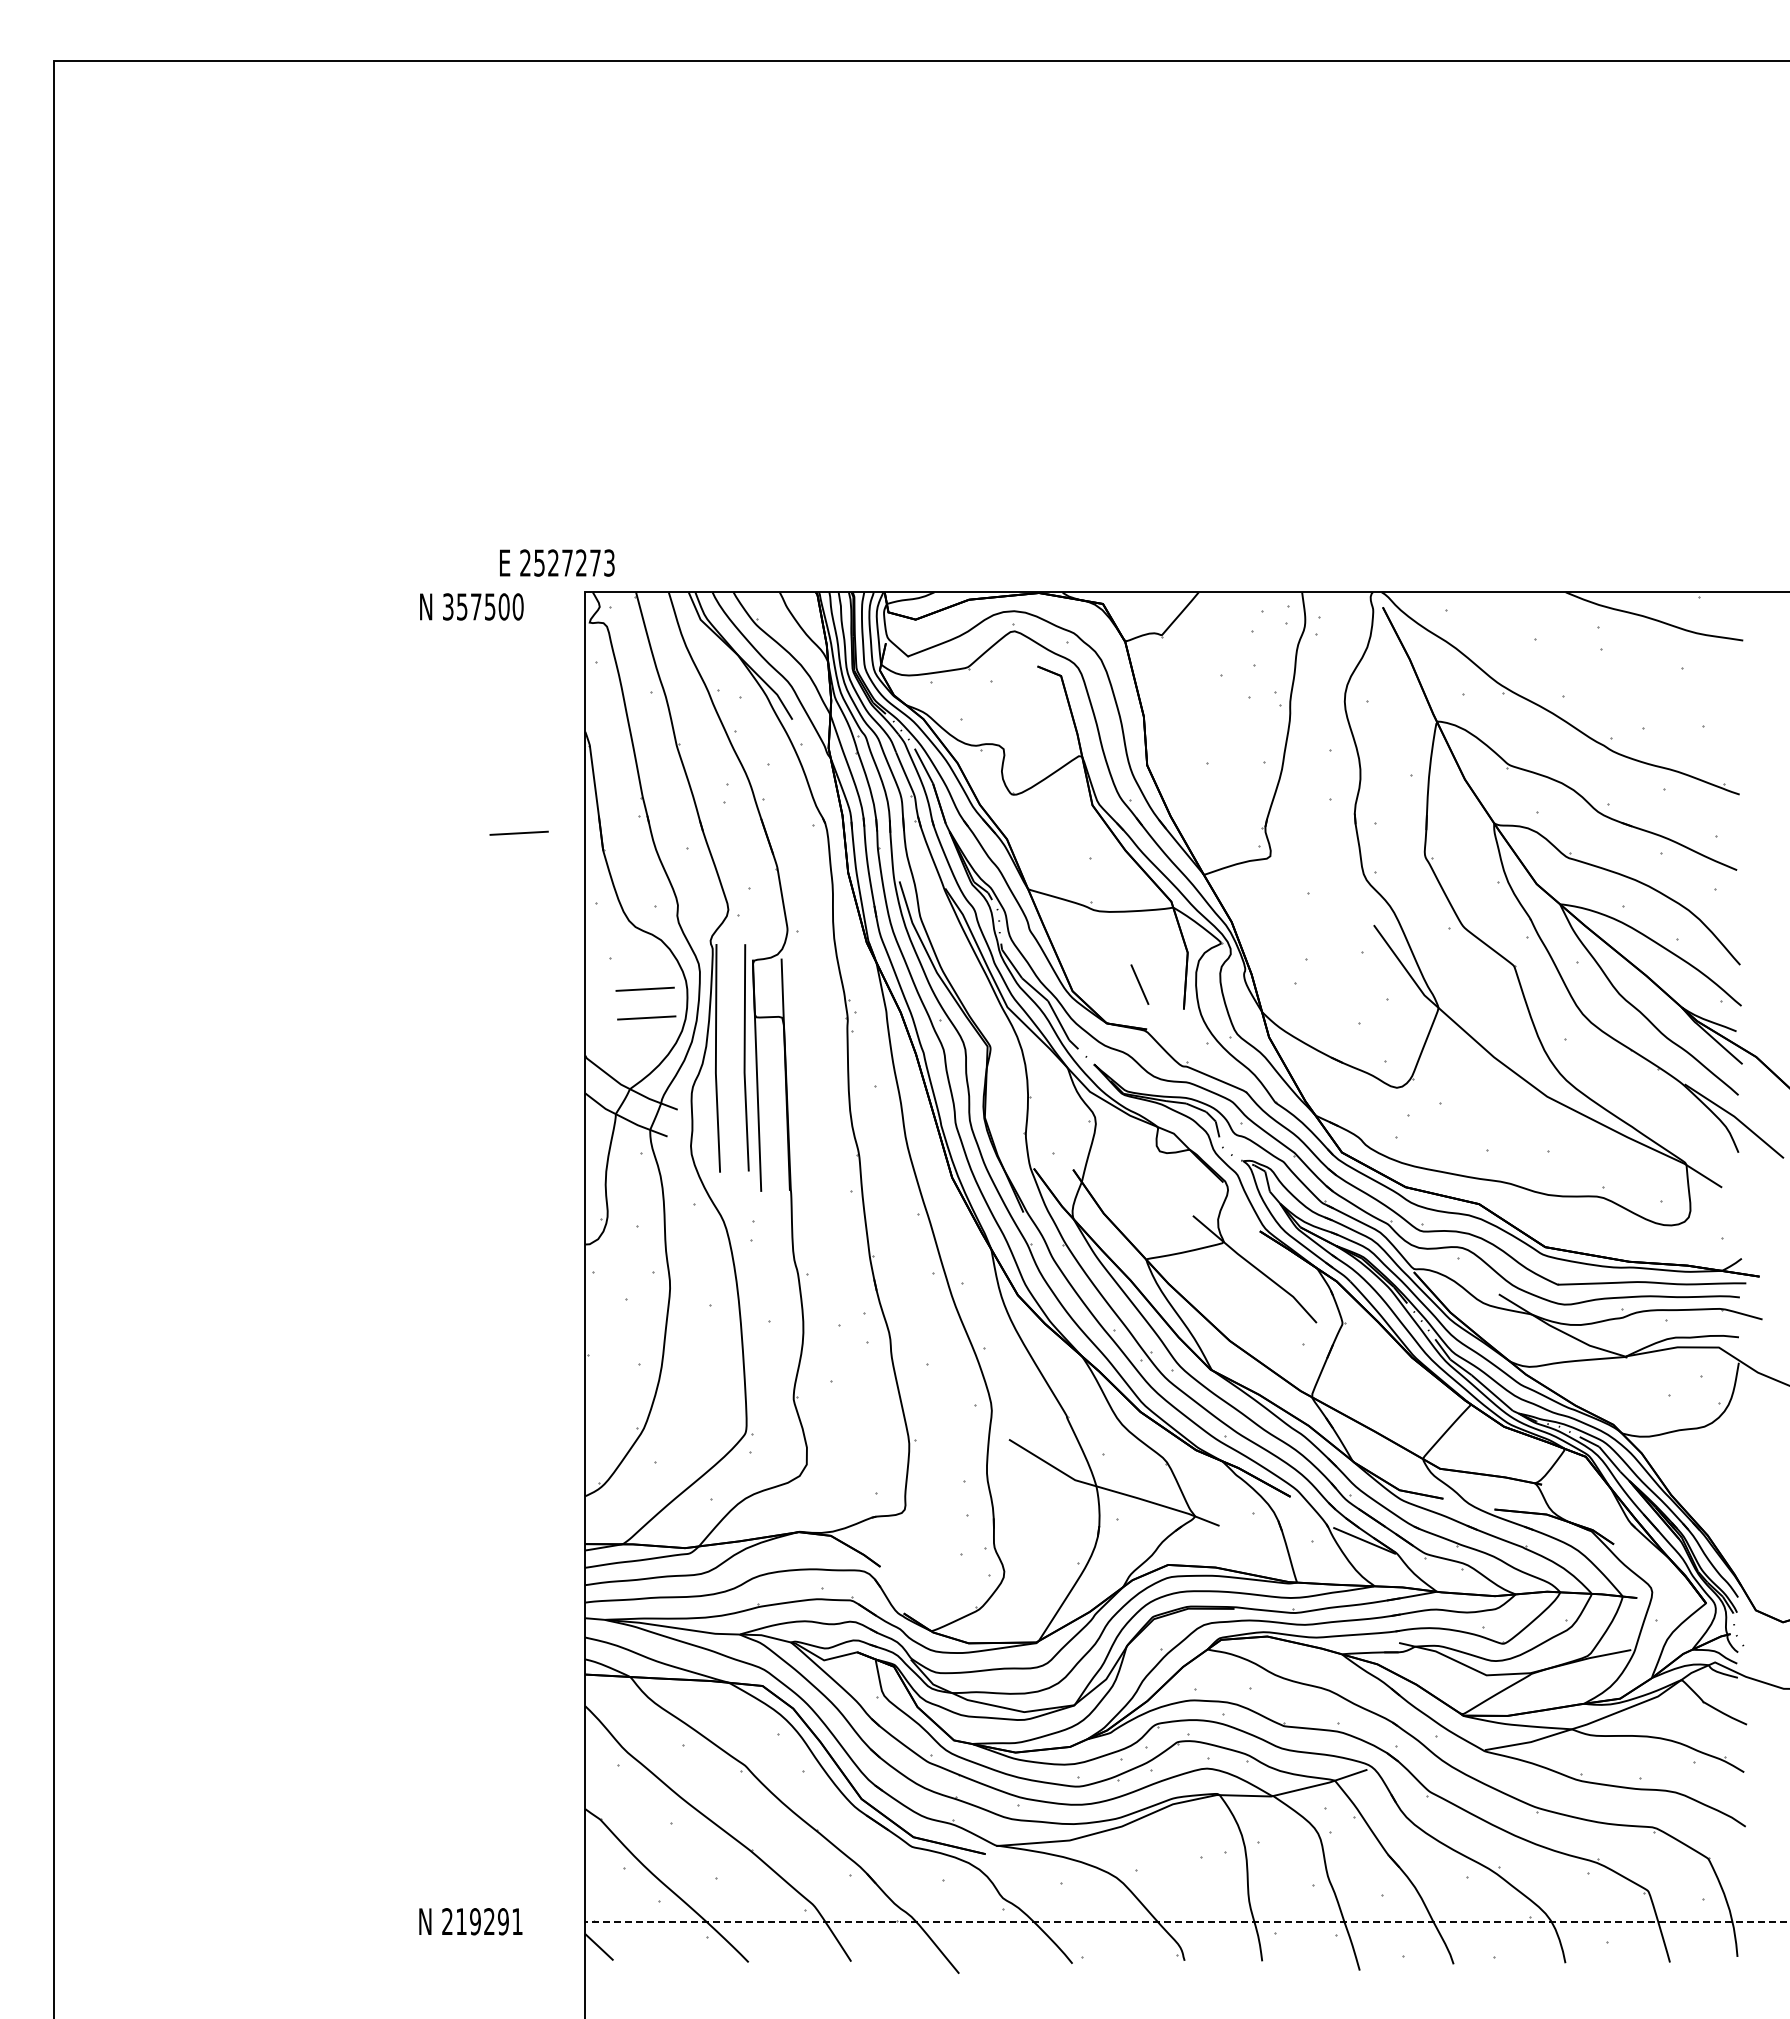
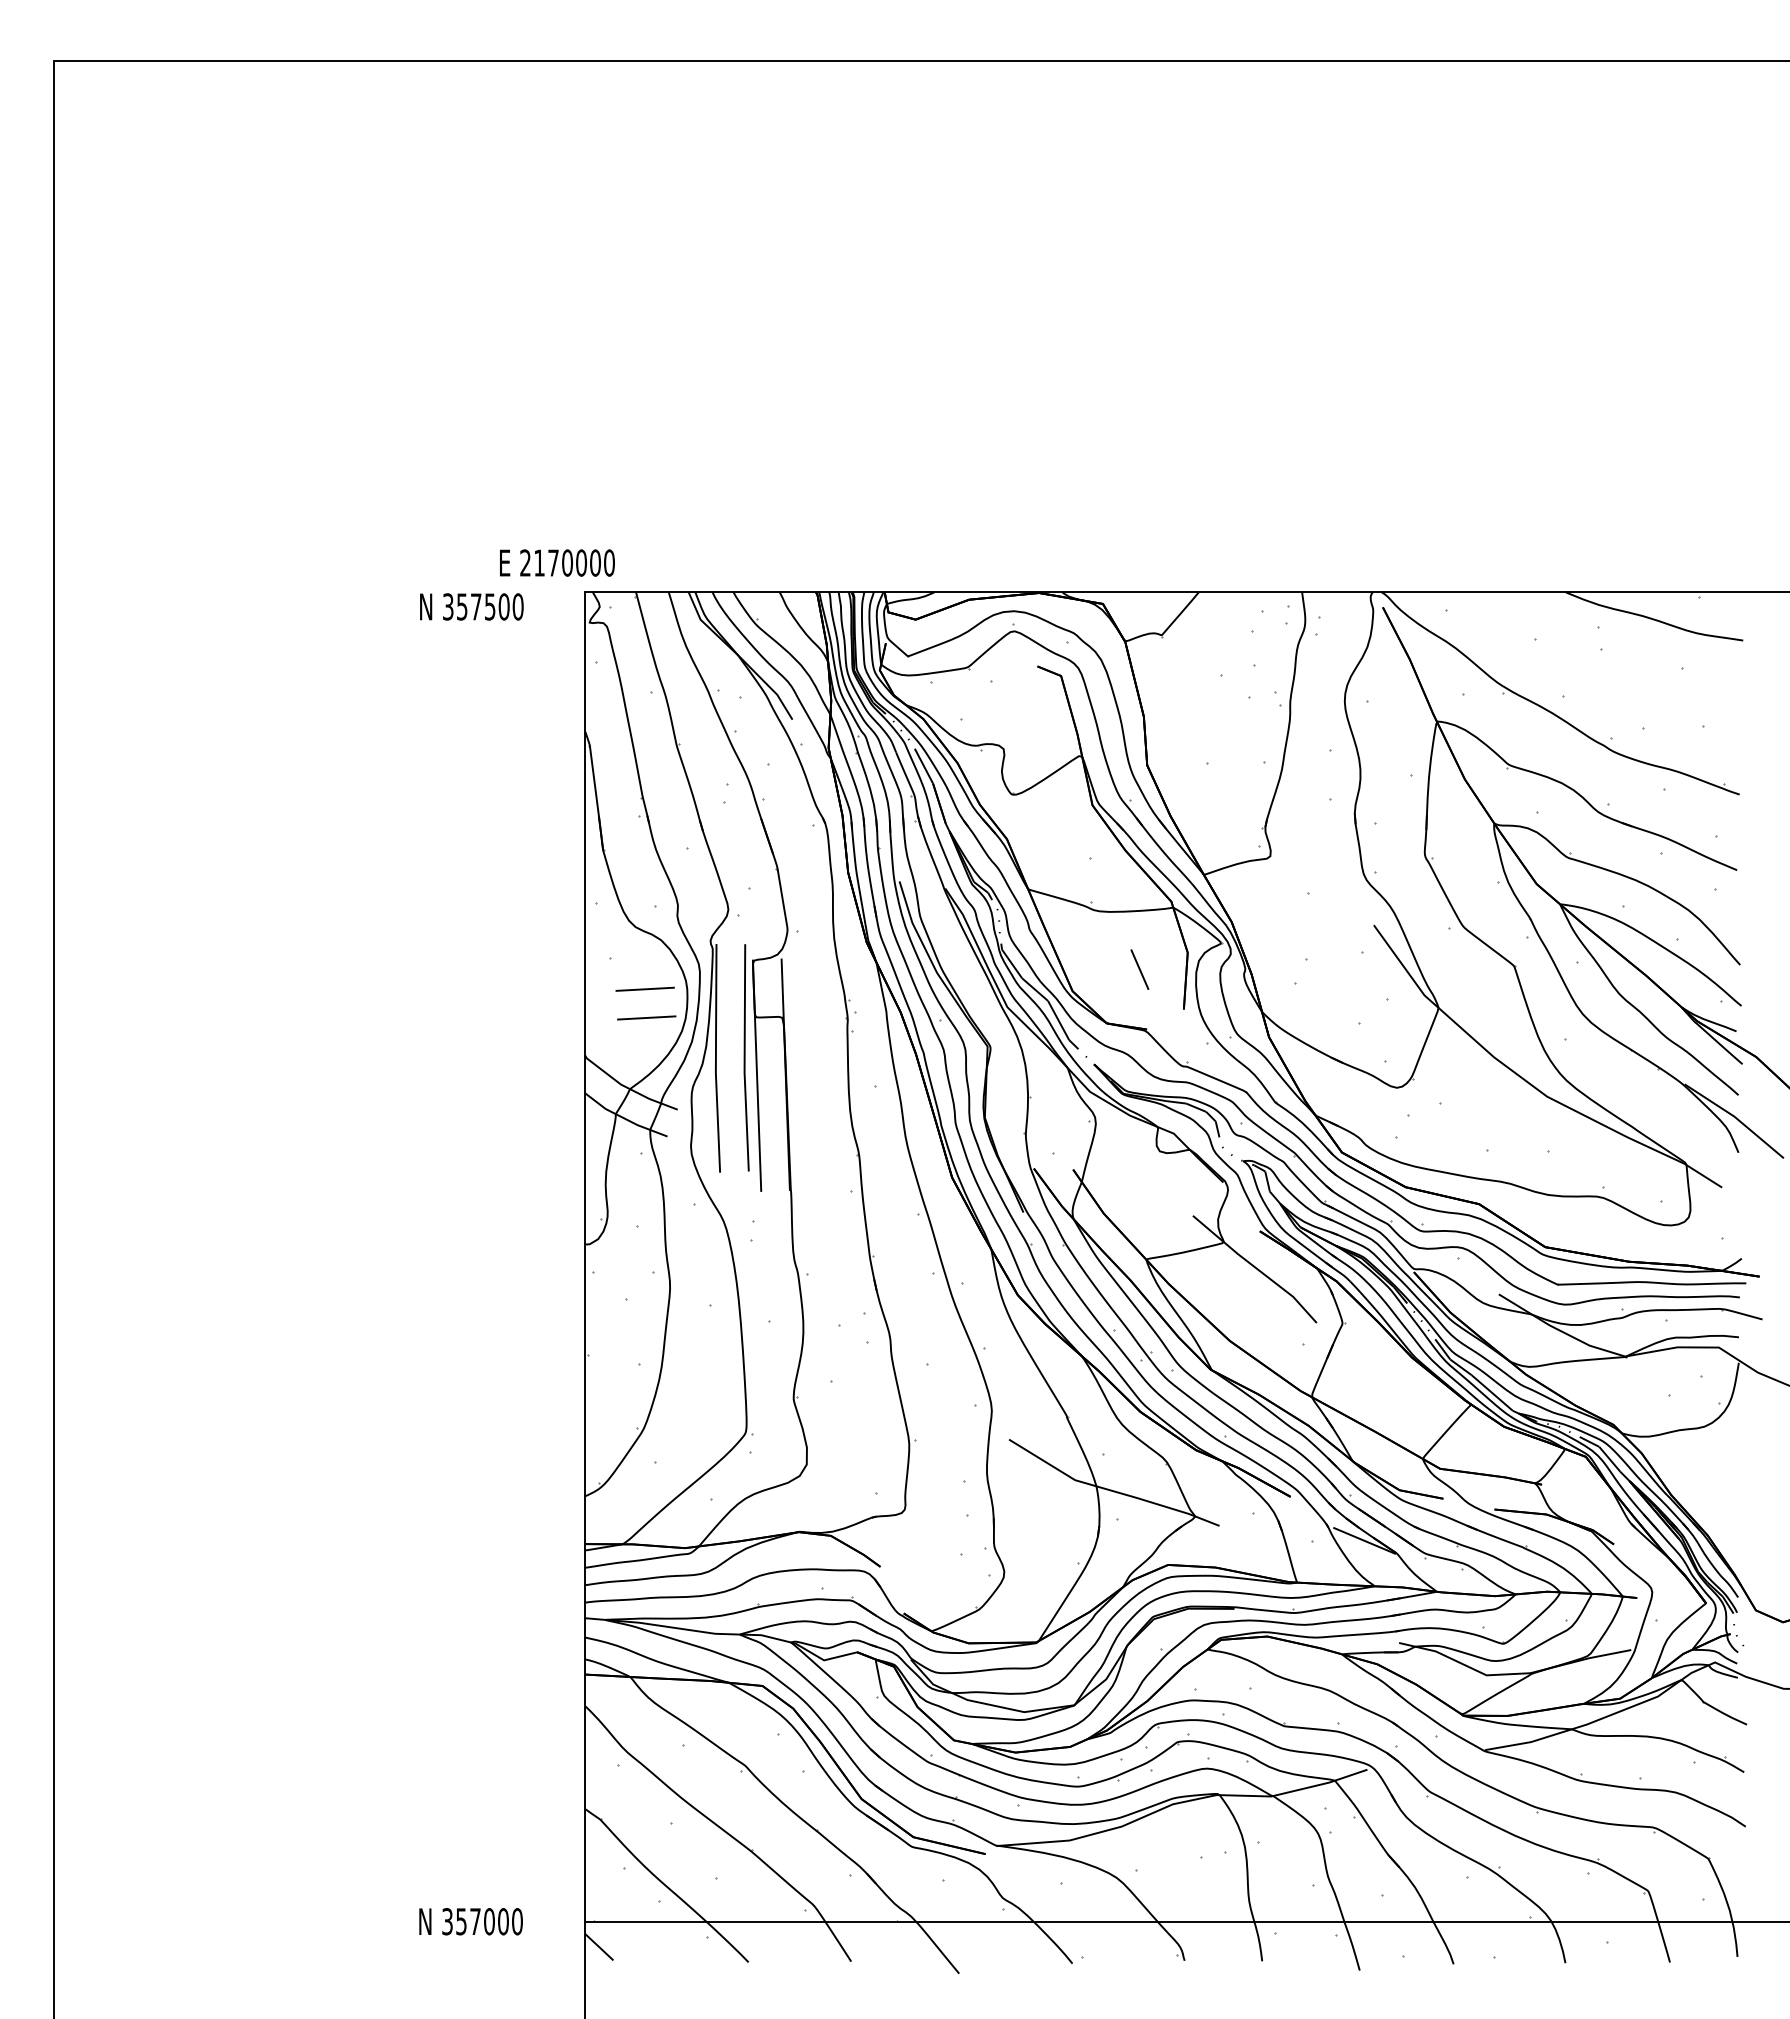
text: 2527273 -> 2170000 (574, 562)
line: present -> none (518, 832)
line position: (1139, 984) -> (1139, 969) (1139, 969)
text: 219291 -> 357000 (482, 1921)
line: dashed -> solid (1186, 1921)
